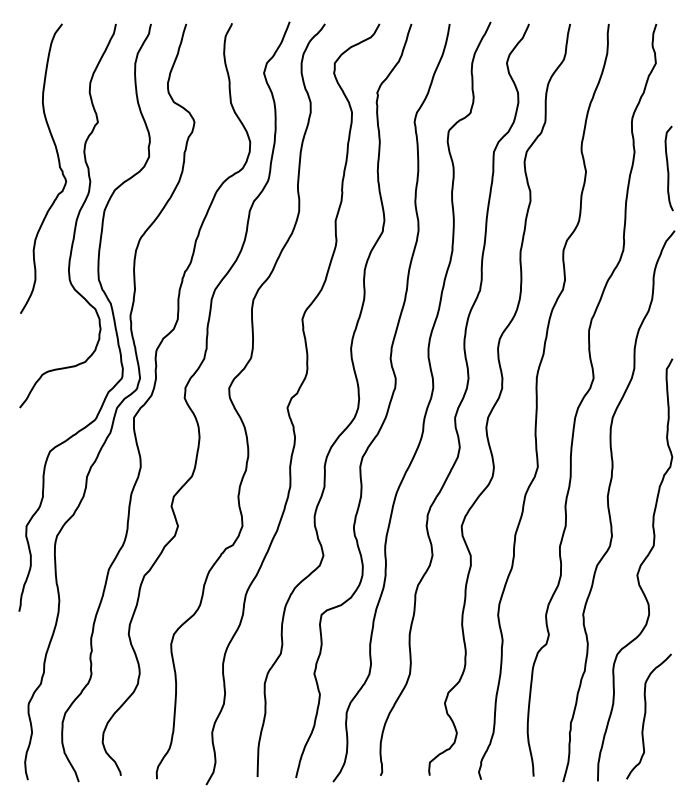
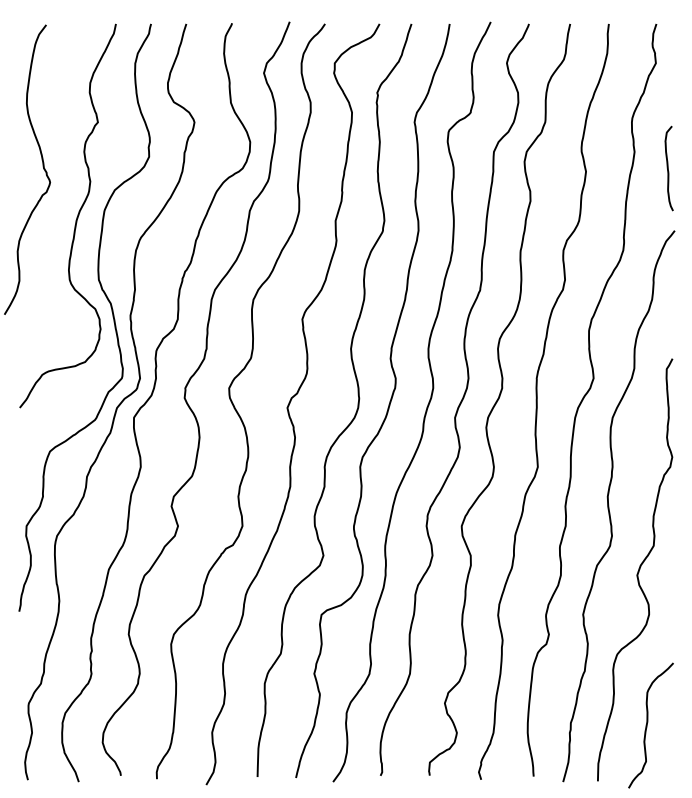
curve position: (58, 165) -> (42, 166) (42, 166)
curve position: (645, 716) -> (647, 725) (647, 725)
